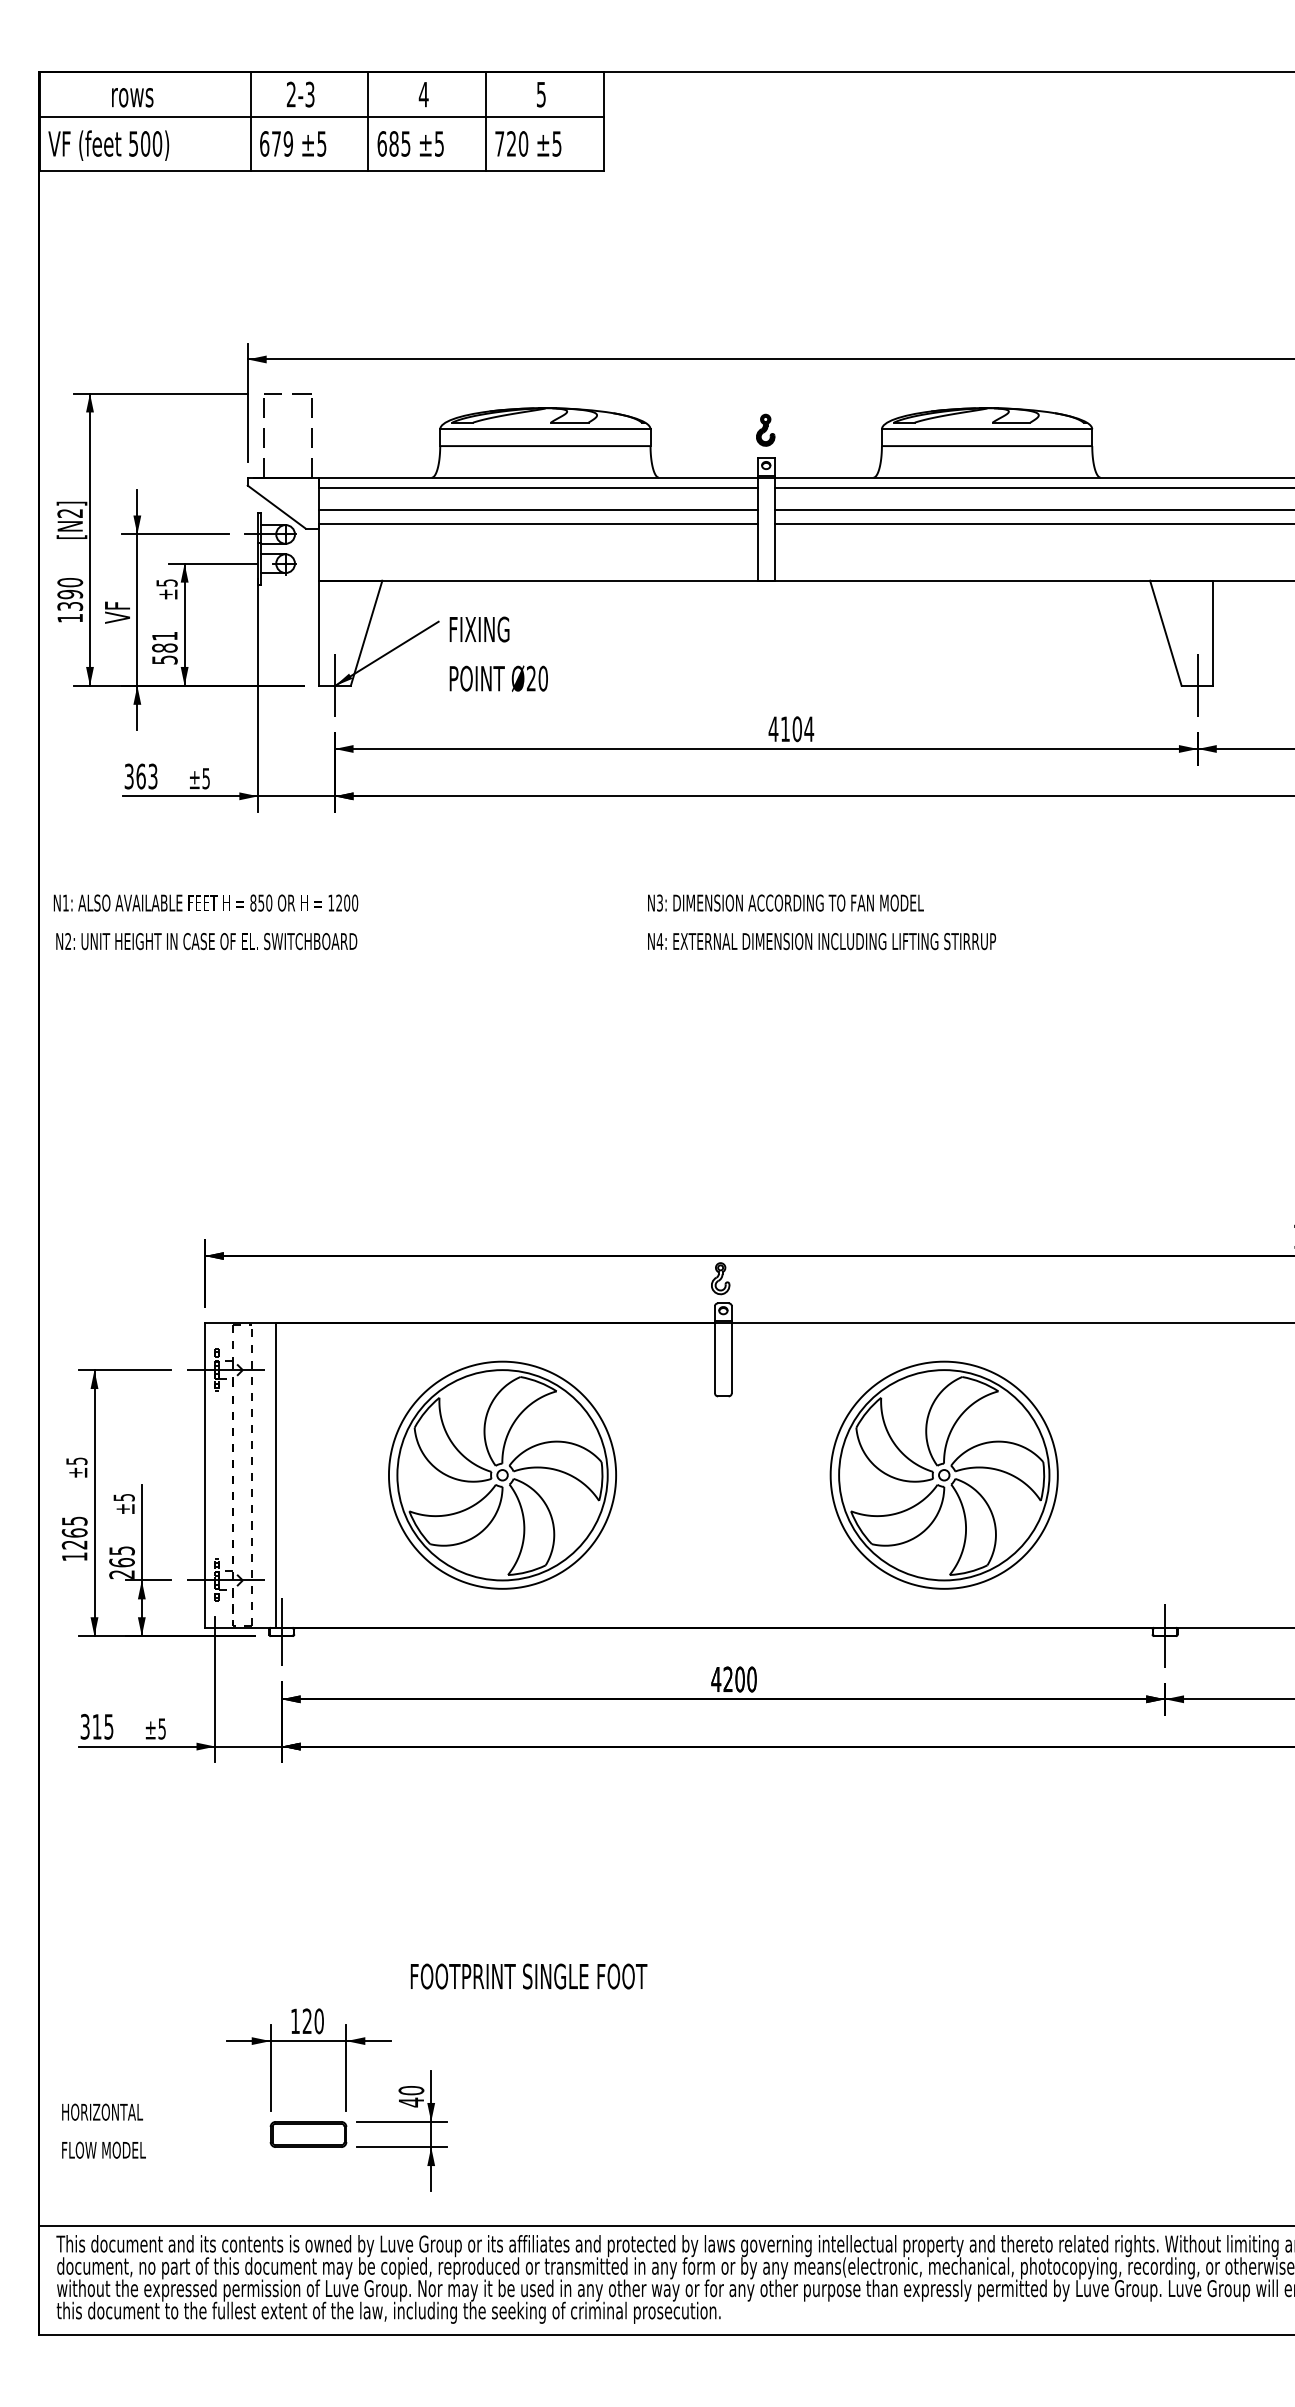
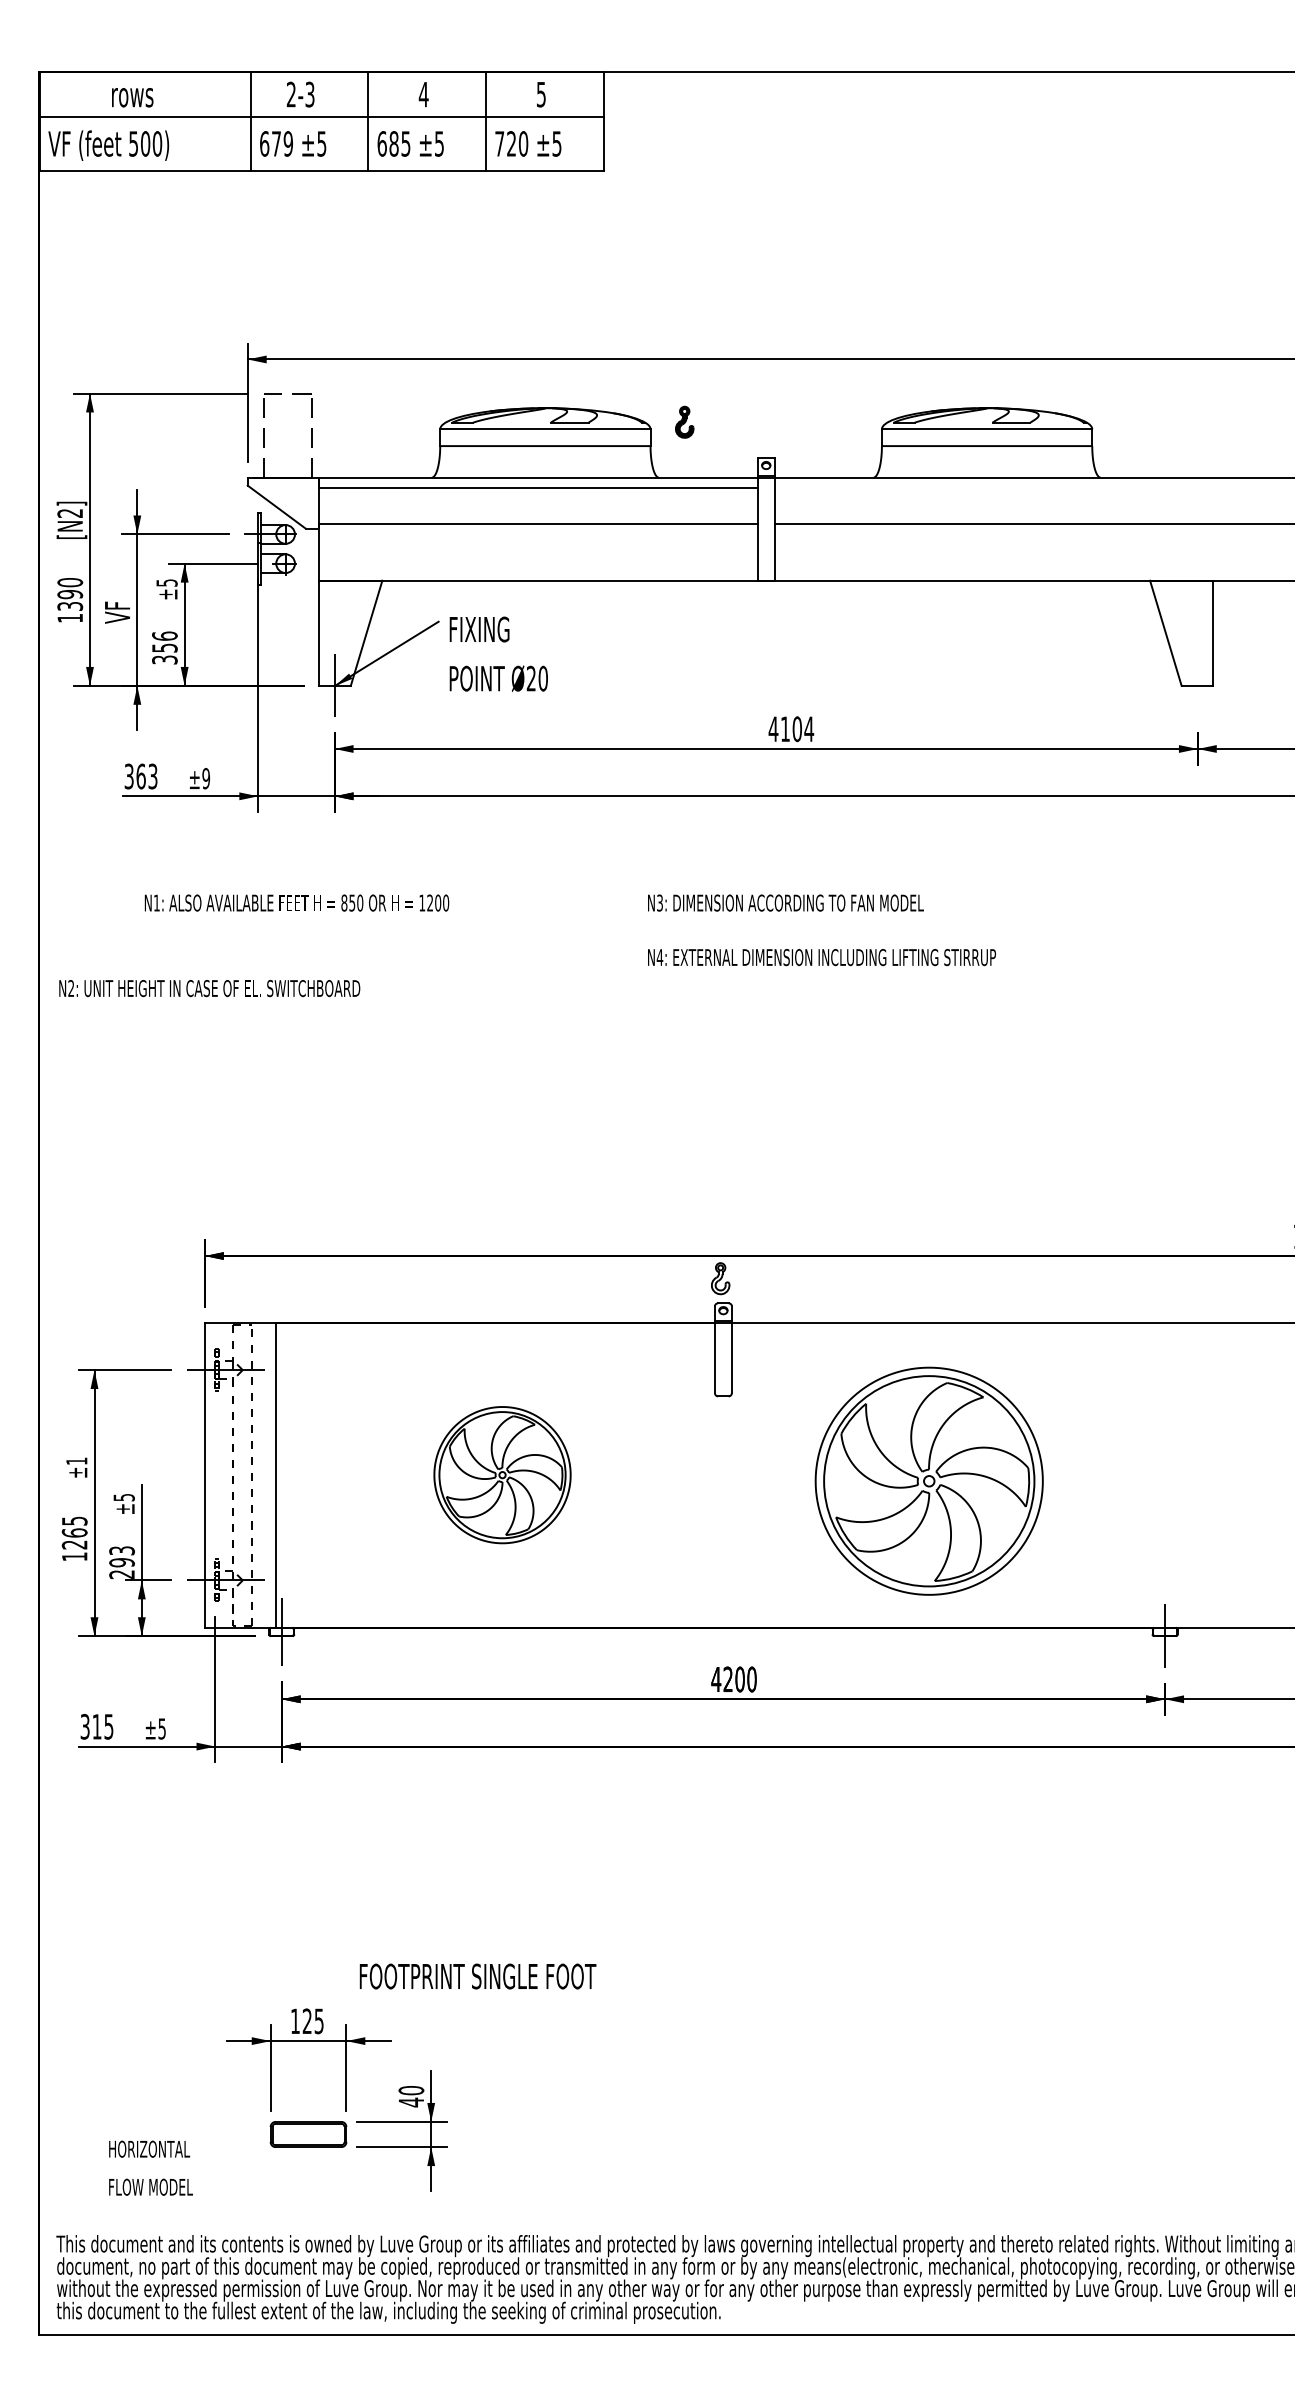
part position: (765, 429) -> (684, 421) (684, 421)
line: present -> none (1032, 488)
line: present -> none (538, 509)
line: present -> none (1032, 509)
text: 581 -> 356 (164, 647)
line: present -> none (1197, 685)
text: ±5 -> ±9 (206, 778)
text position: (205, 902) -> (296, 902) (296, 902)
text position: (206, 941) -> (209, 988) (209, 988)
text position: (821, 941) -> (821, 957) (821, 957)
text: ±5 -> ±1 (76, 1460)
part size: 229x230 px -> 139x139 px (502, 1475)
part position: (943, 1474) -> (928, 1480) (928, 1480)
text: 265 -> 293 (121, 1556)
text position: (528, 1976) -> (477, 1976) (477, 1976)
text: 120 -> 125 (318, 2021)
text position: (103, 2130) -> (150, 2167) (150, 2167)
line: present -> none (664, 2226)
